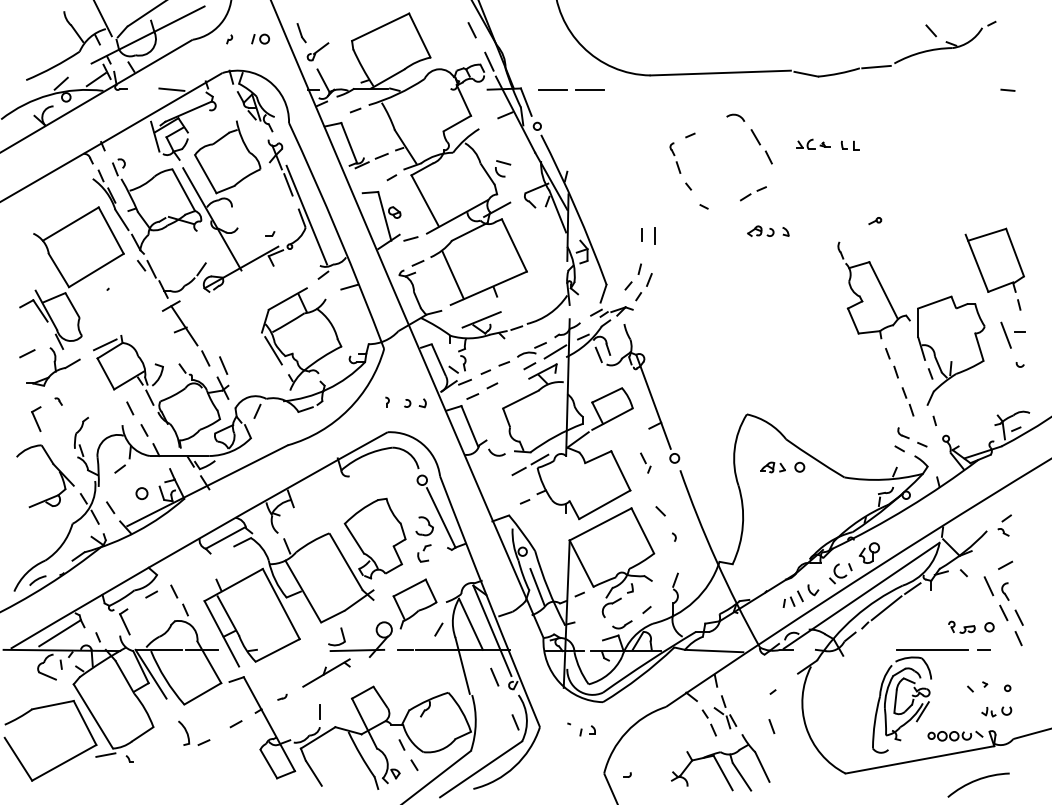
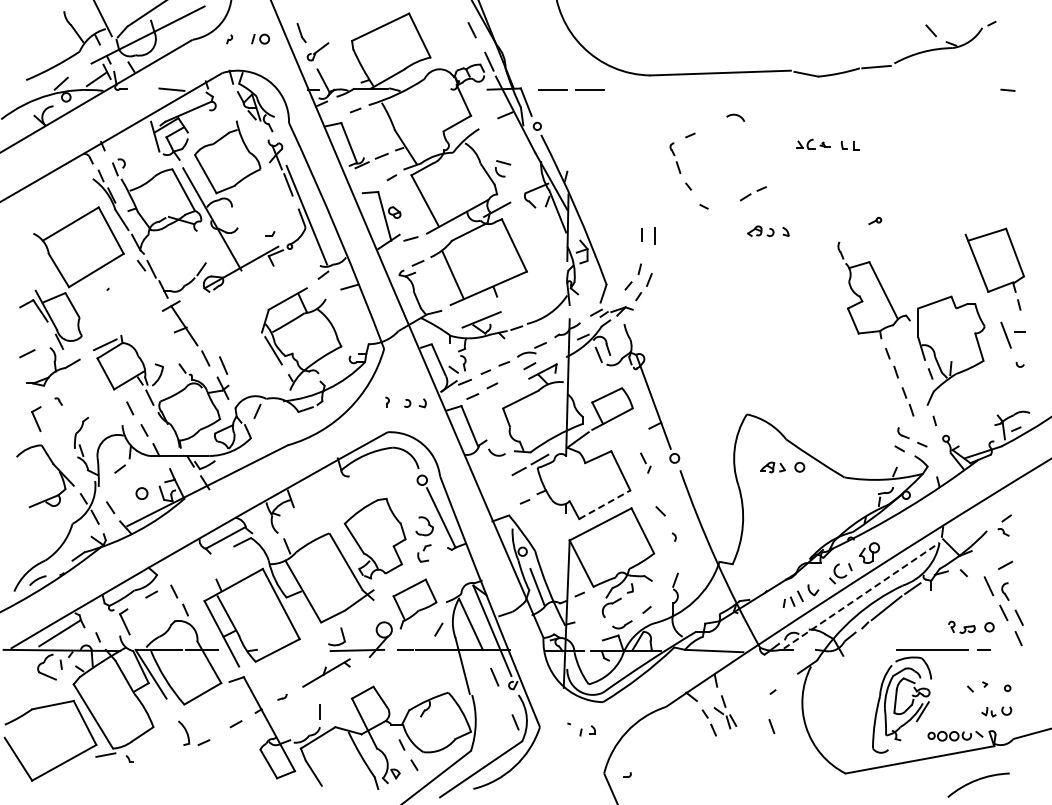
part: present -> none (761, 146)
line: present -> none (555, 351)
line: solid -> dashed (605, 504)
line: solid -> dashed (862, 595)
part: present -> none (720, 762)
